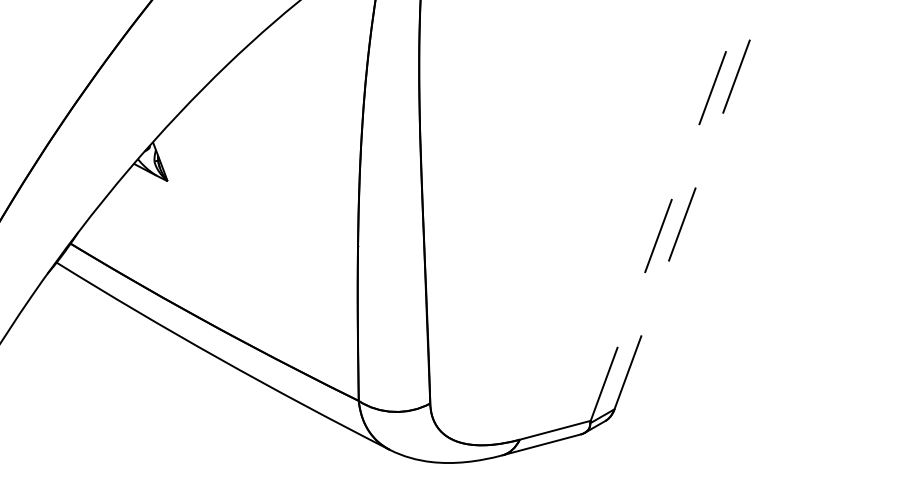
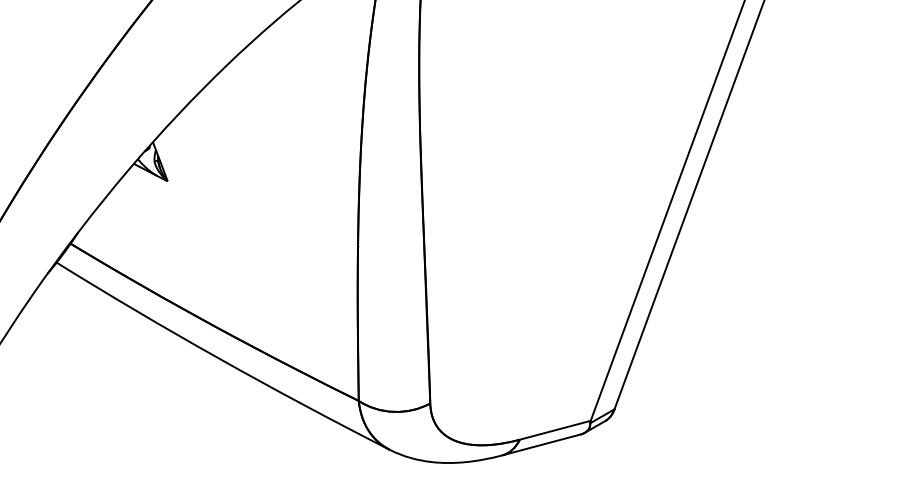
line: dashed -> solid (689, 204)
line: dashed -> solid (667, 210)
